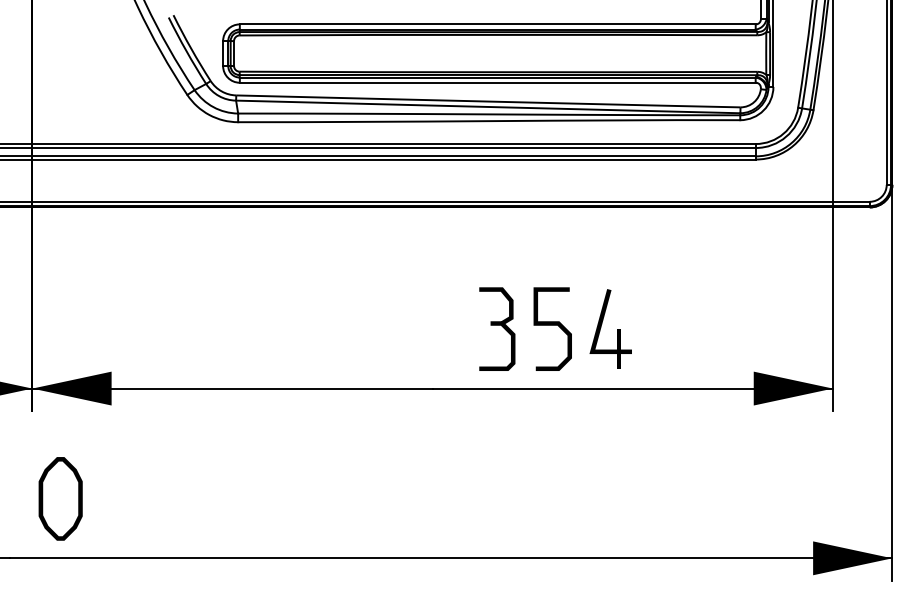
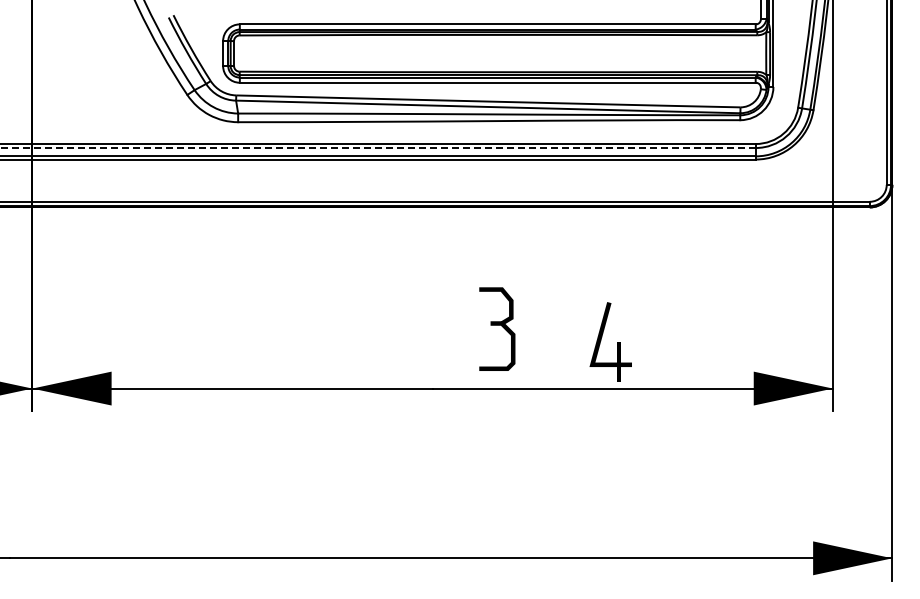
line: solid -> dashed (378, 148)
curve: present -> none (552, 325)
part position: (617, 329) -> (617, 342) (617, 342)
part: present -> none (60, 498)
